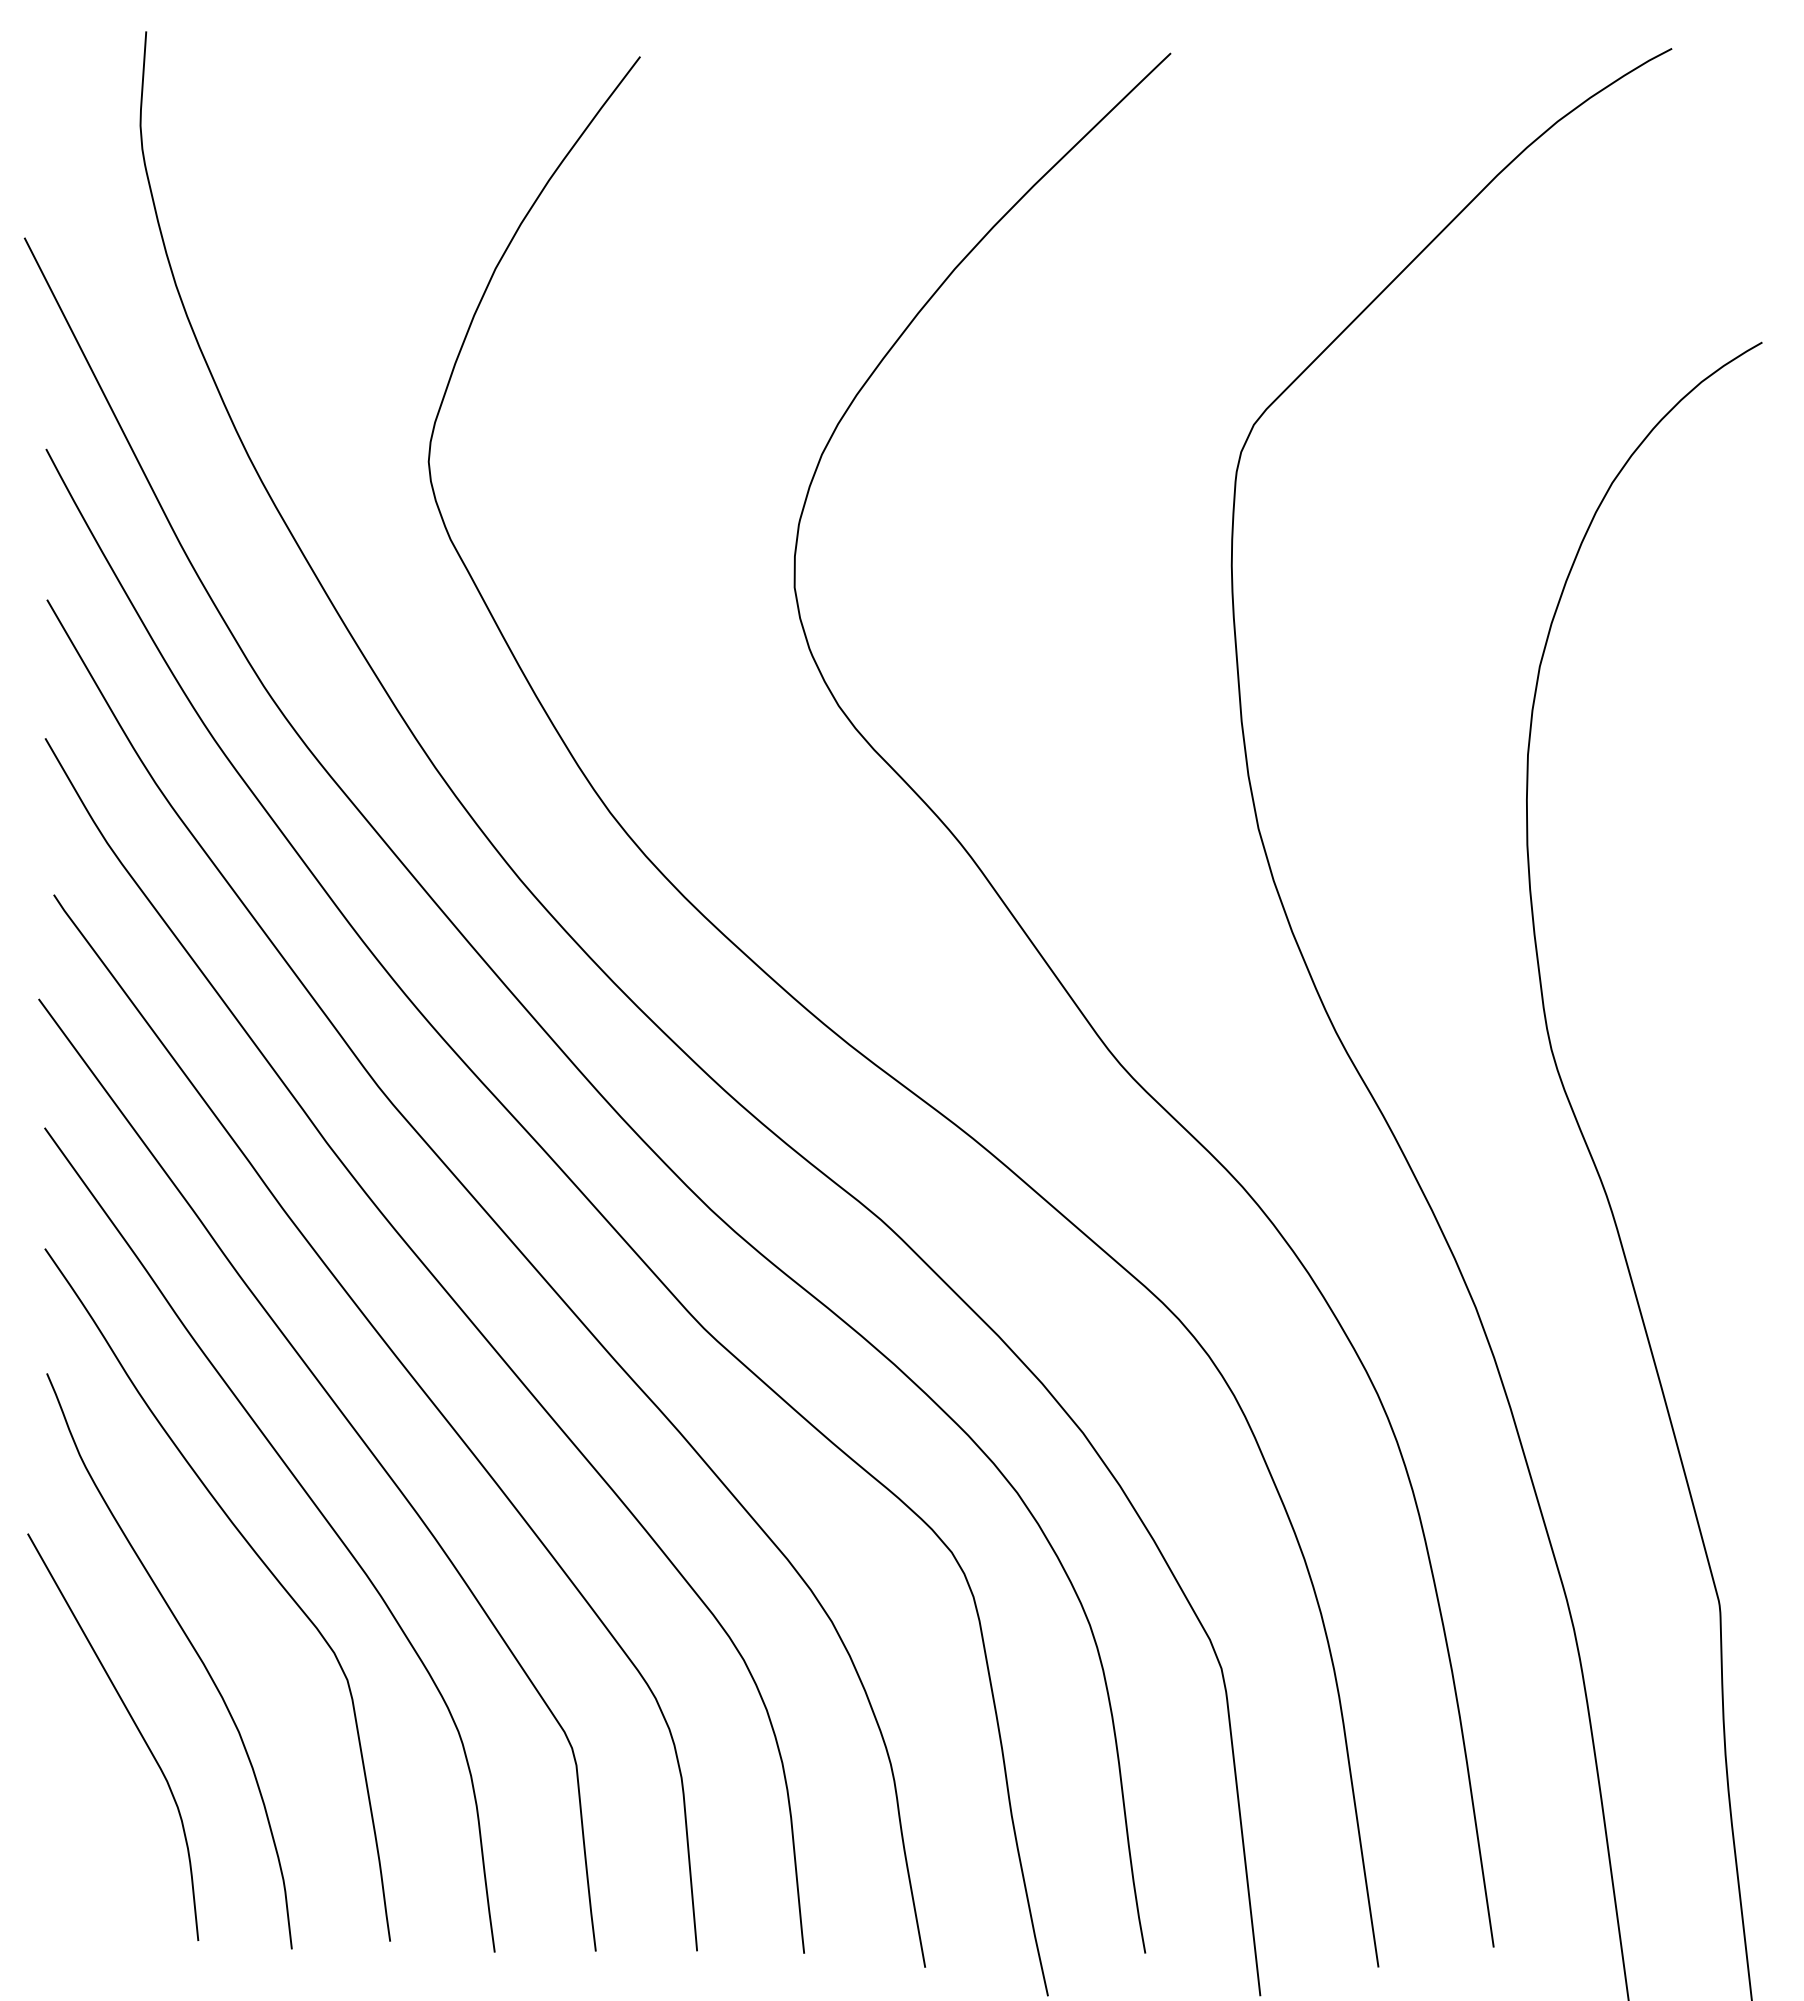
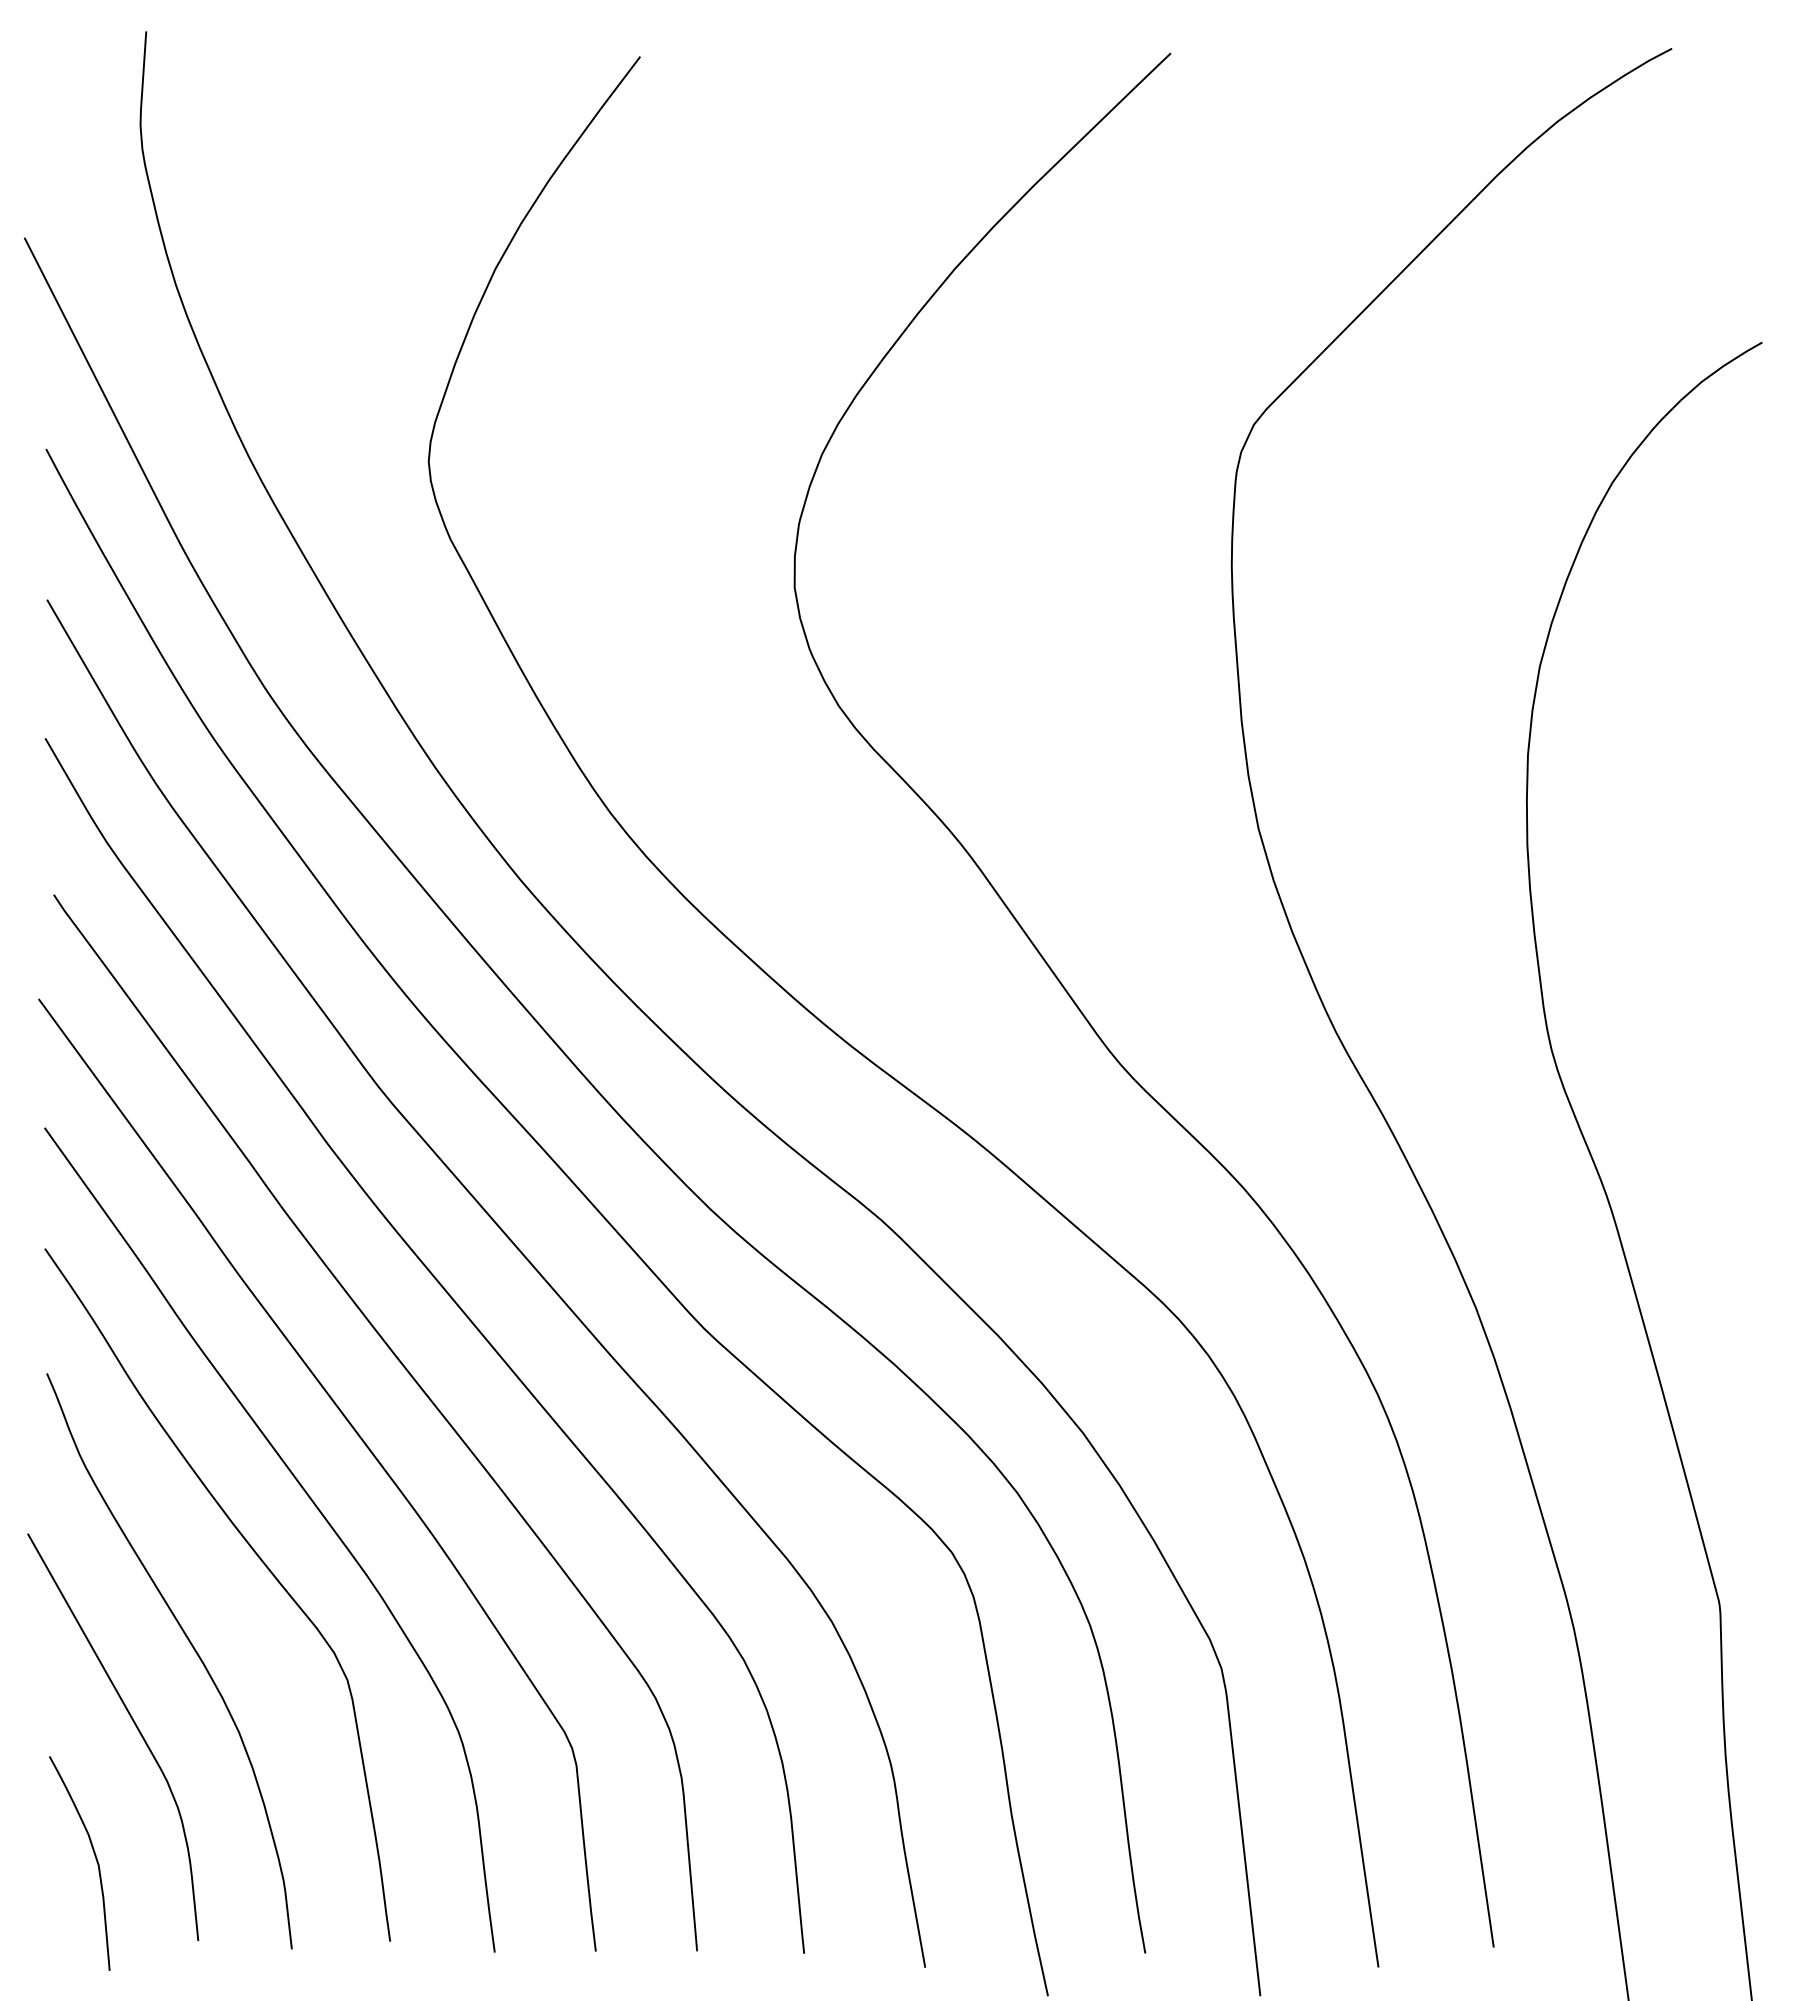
curve: none -> present (95, 1859)
